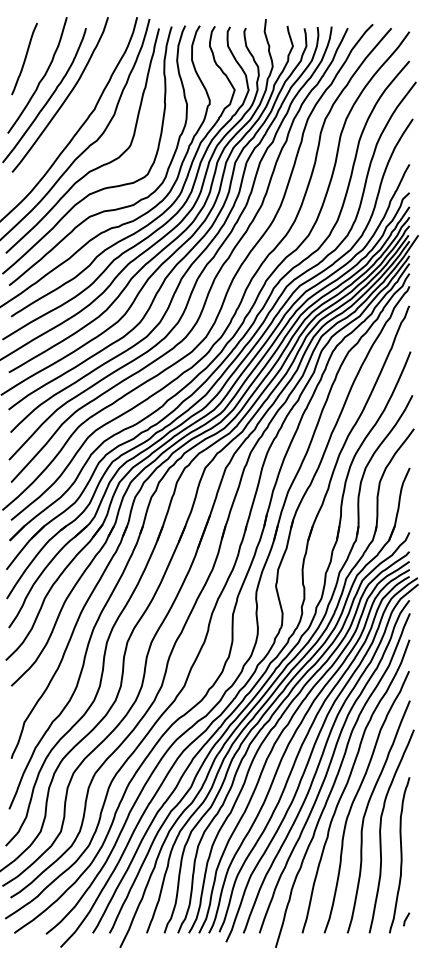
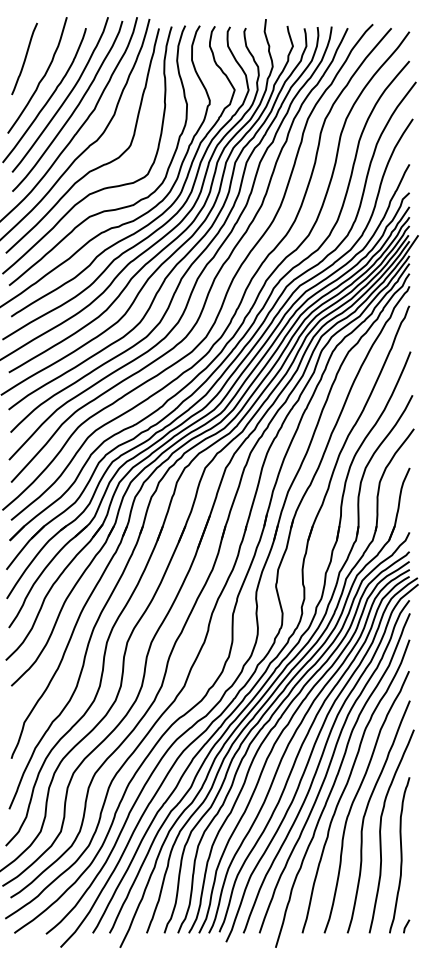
curve: none -> present (74, 108)
line position: (406, 919) -> (406, 926) (406, 926)
